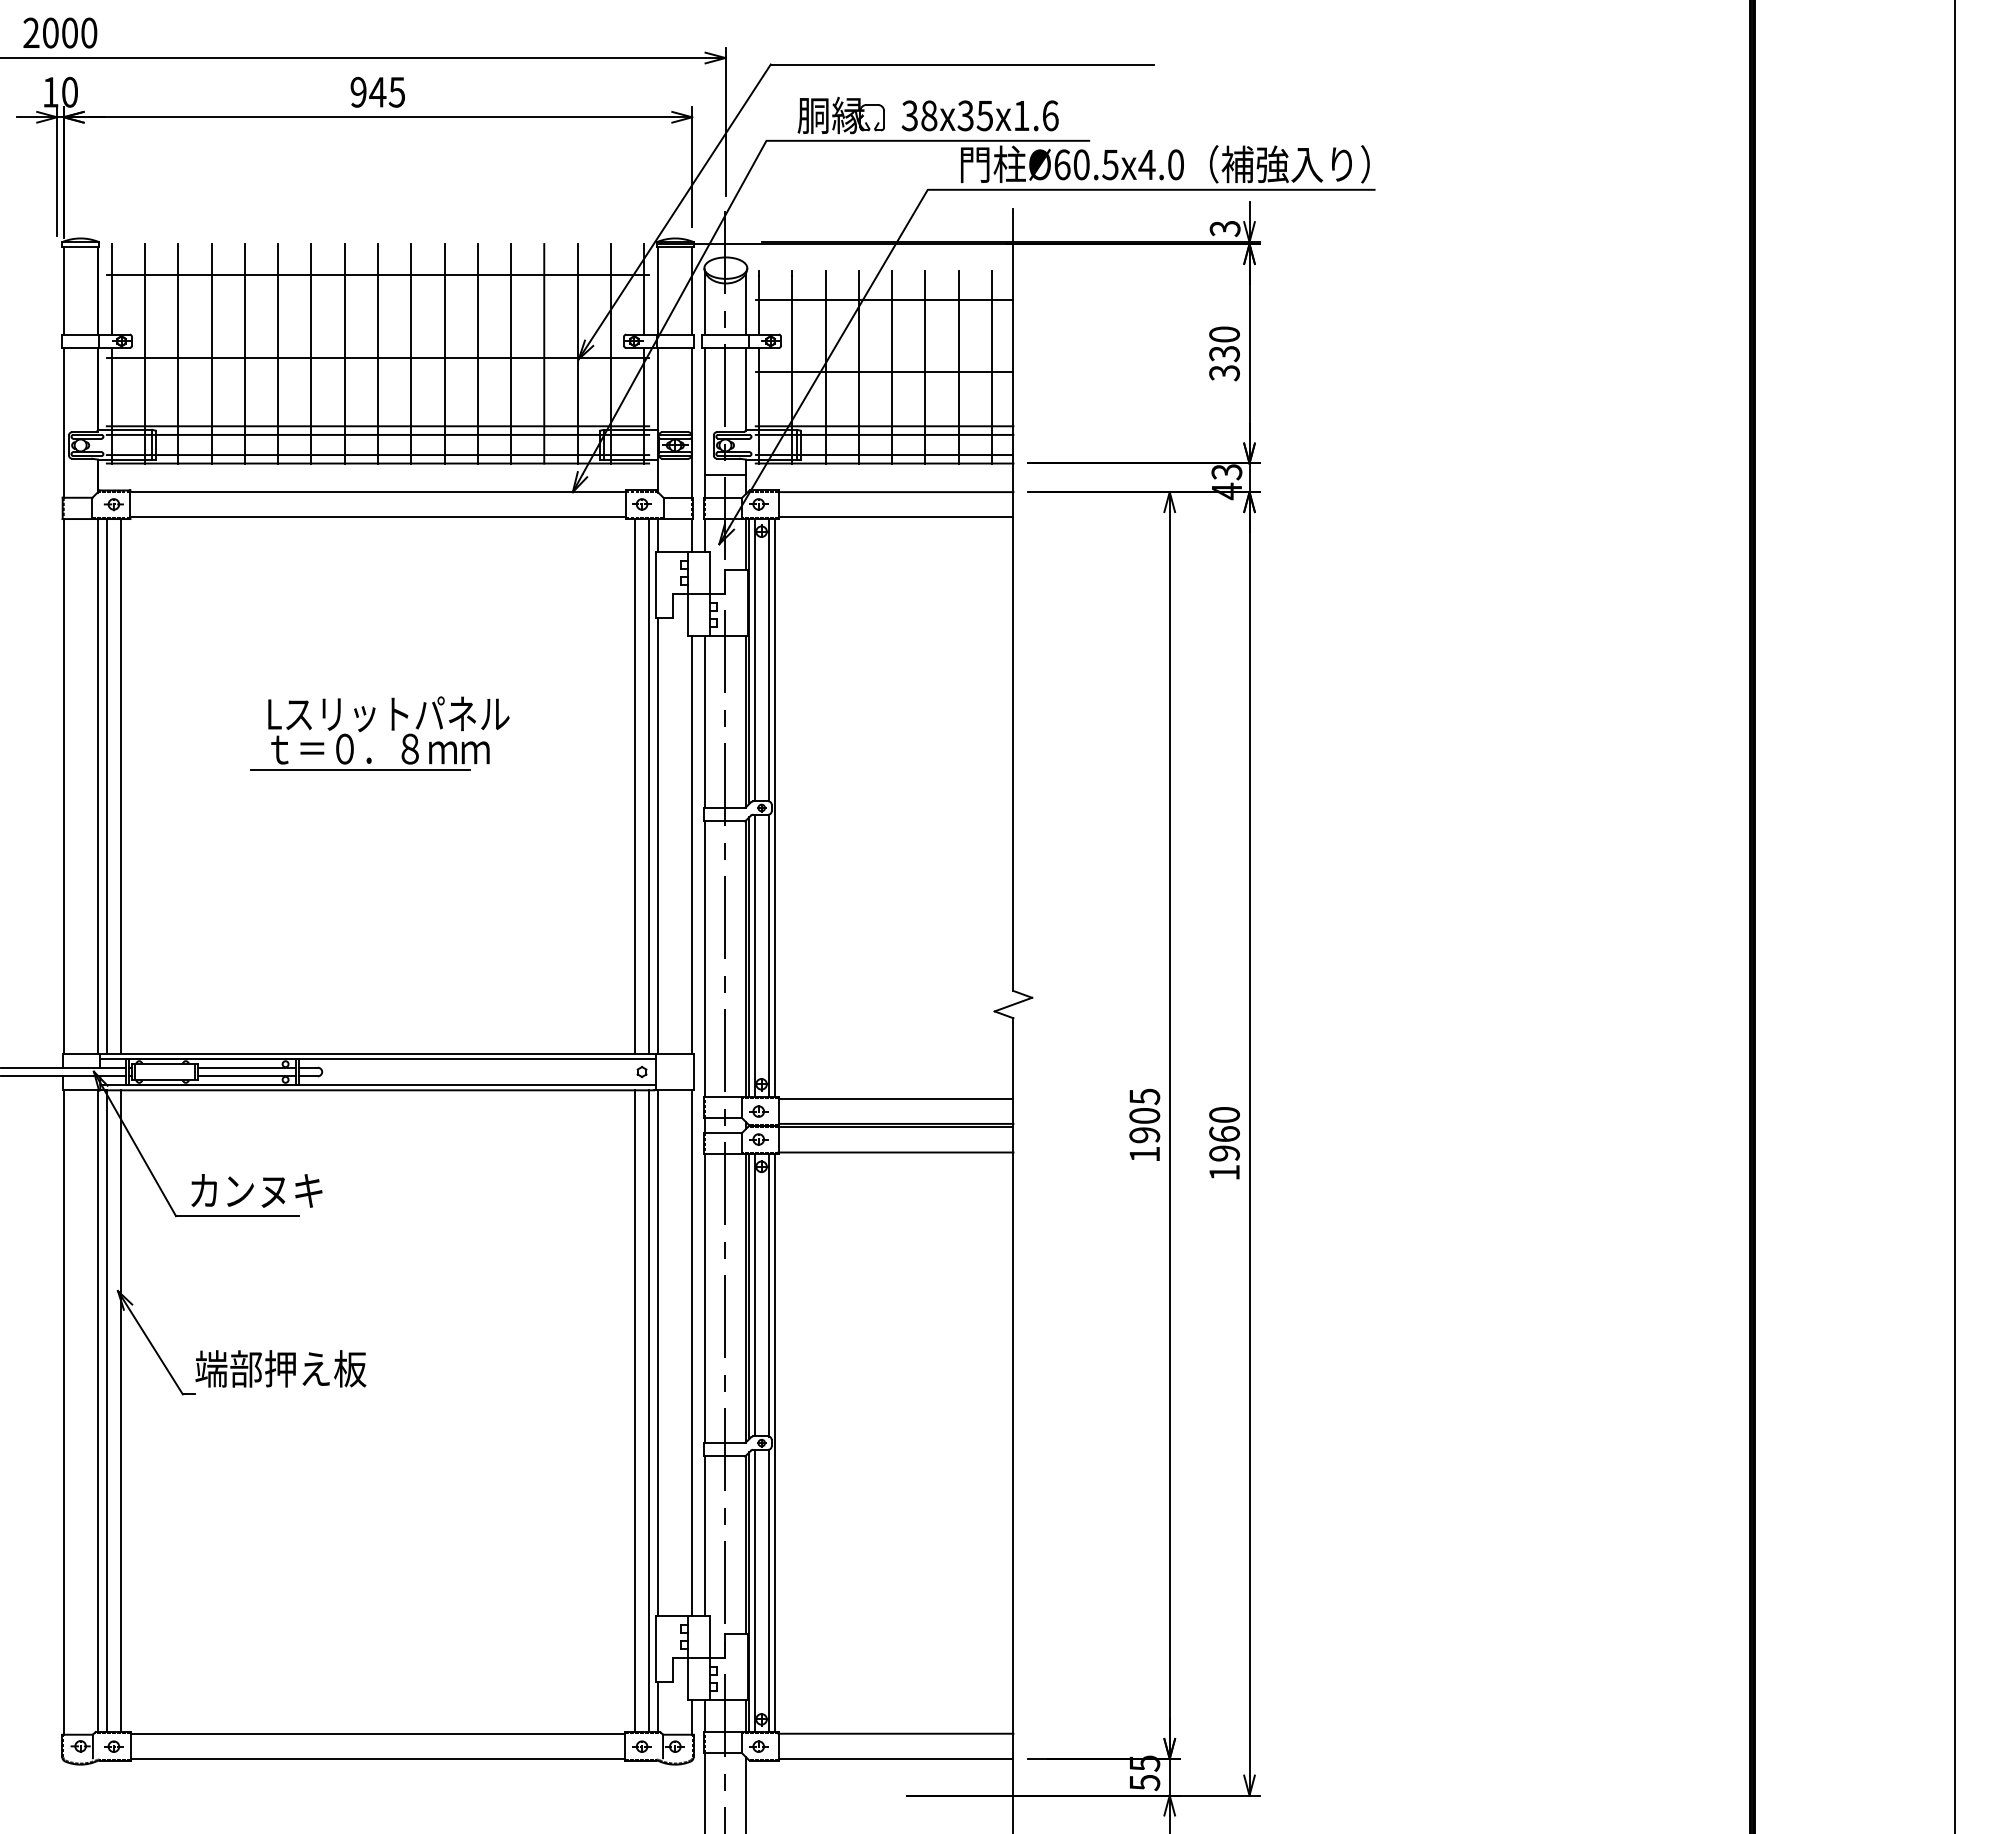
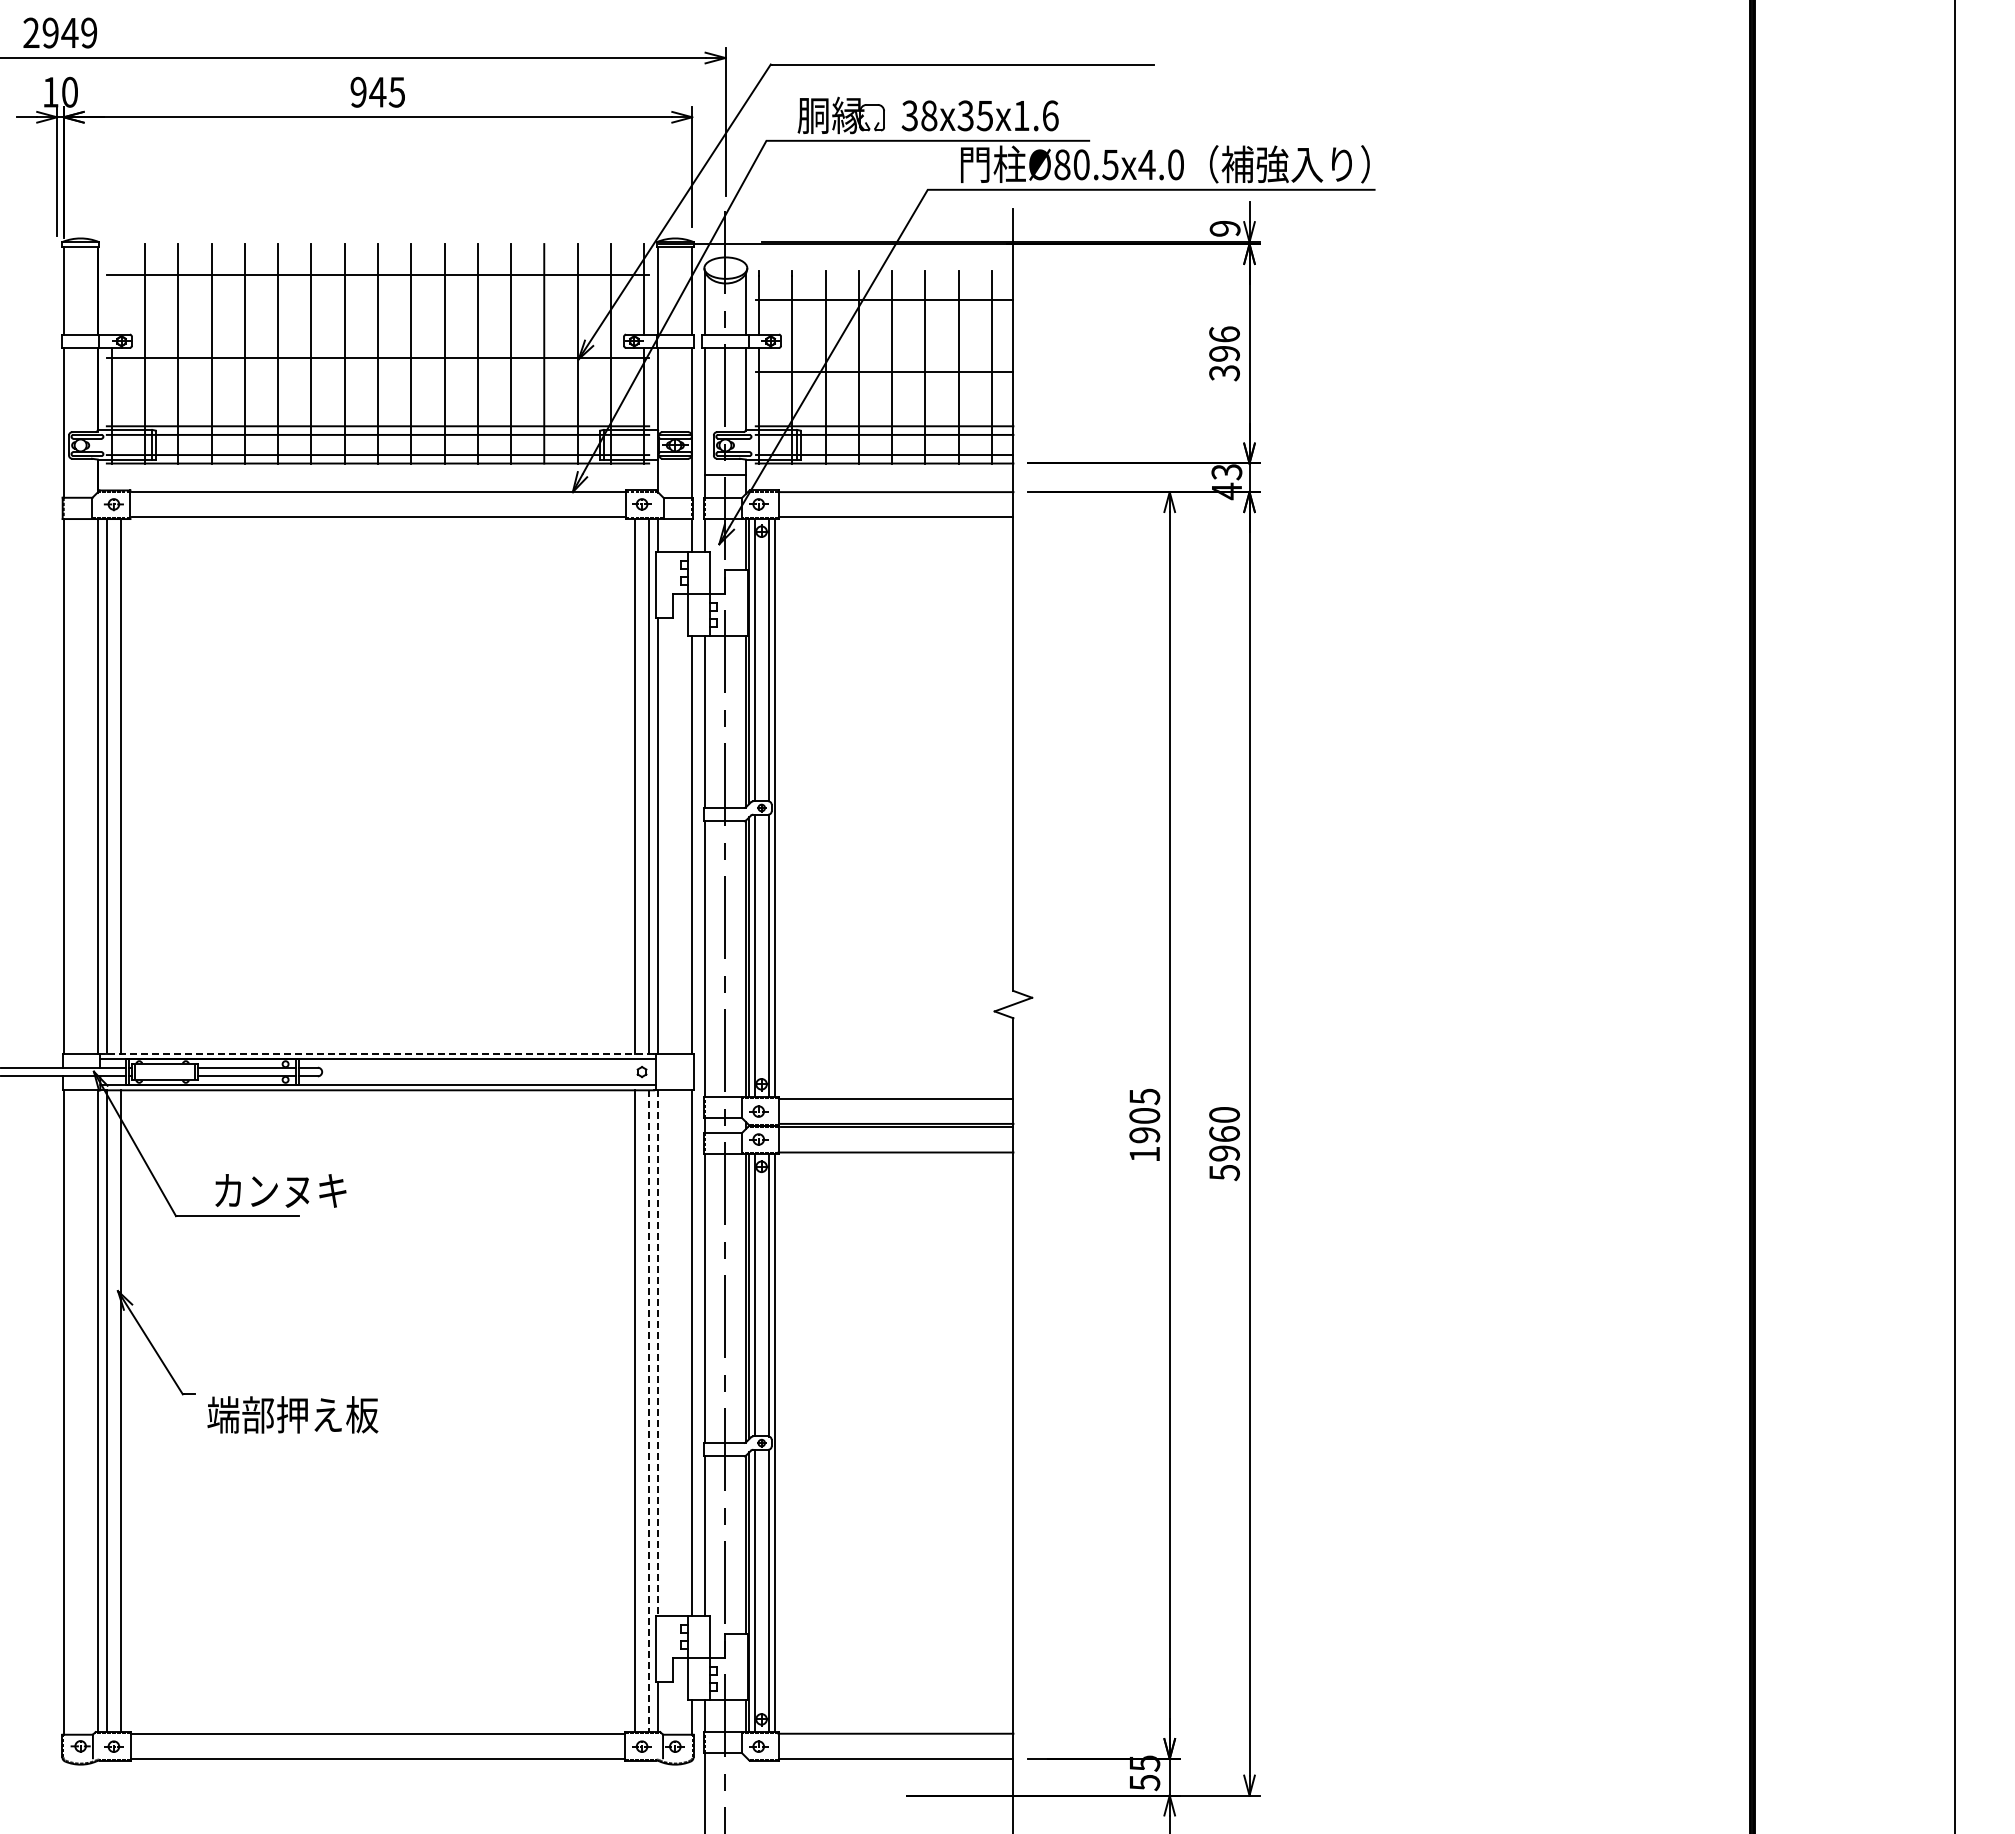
text: 2000 -> 2949 (69, 32)
text: Ø60.5x4.0 -> Ø80.5x4.0 (1062, 164)
text: 3 -> 9 (1224, 229)
line: present -> none (111, 289)
text: 330 -> 396 (1224, 344)
part: present -> none (391, 730)
line: solid -> dashed (379, 1053)
text: 1960 -> 5960 (1224, 1173)
text position: (256, 1190) -> (280, 1190) (280, 1190)
line: solid -> dashed (658, 1353)
text position: (280, 1368) -> (292, 1414) (292, 1414)
line: solid -> dashed (649, 1411)
line: present -> none (745, 1793)
